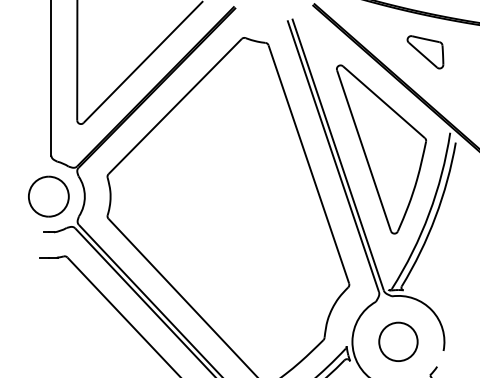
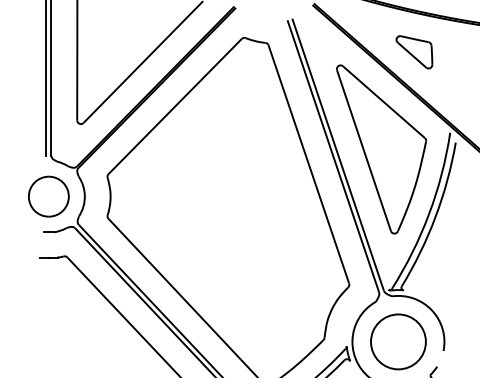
part position: (425, 52) -> (414, 52) (414, 52)
line: none -> present (46, 78)
circle diameter: 38 px -> 55 px (398, 341)
